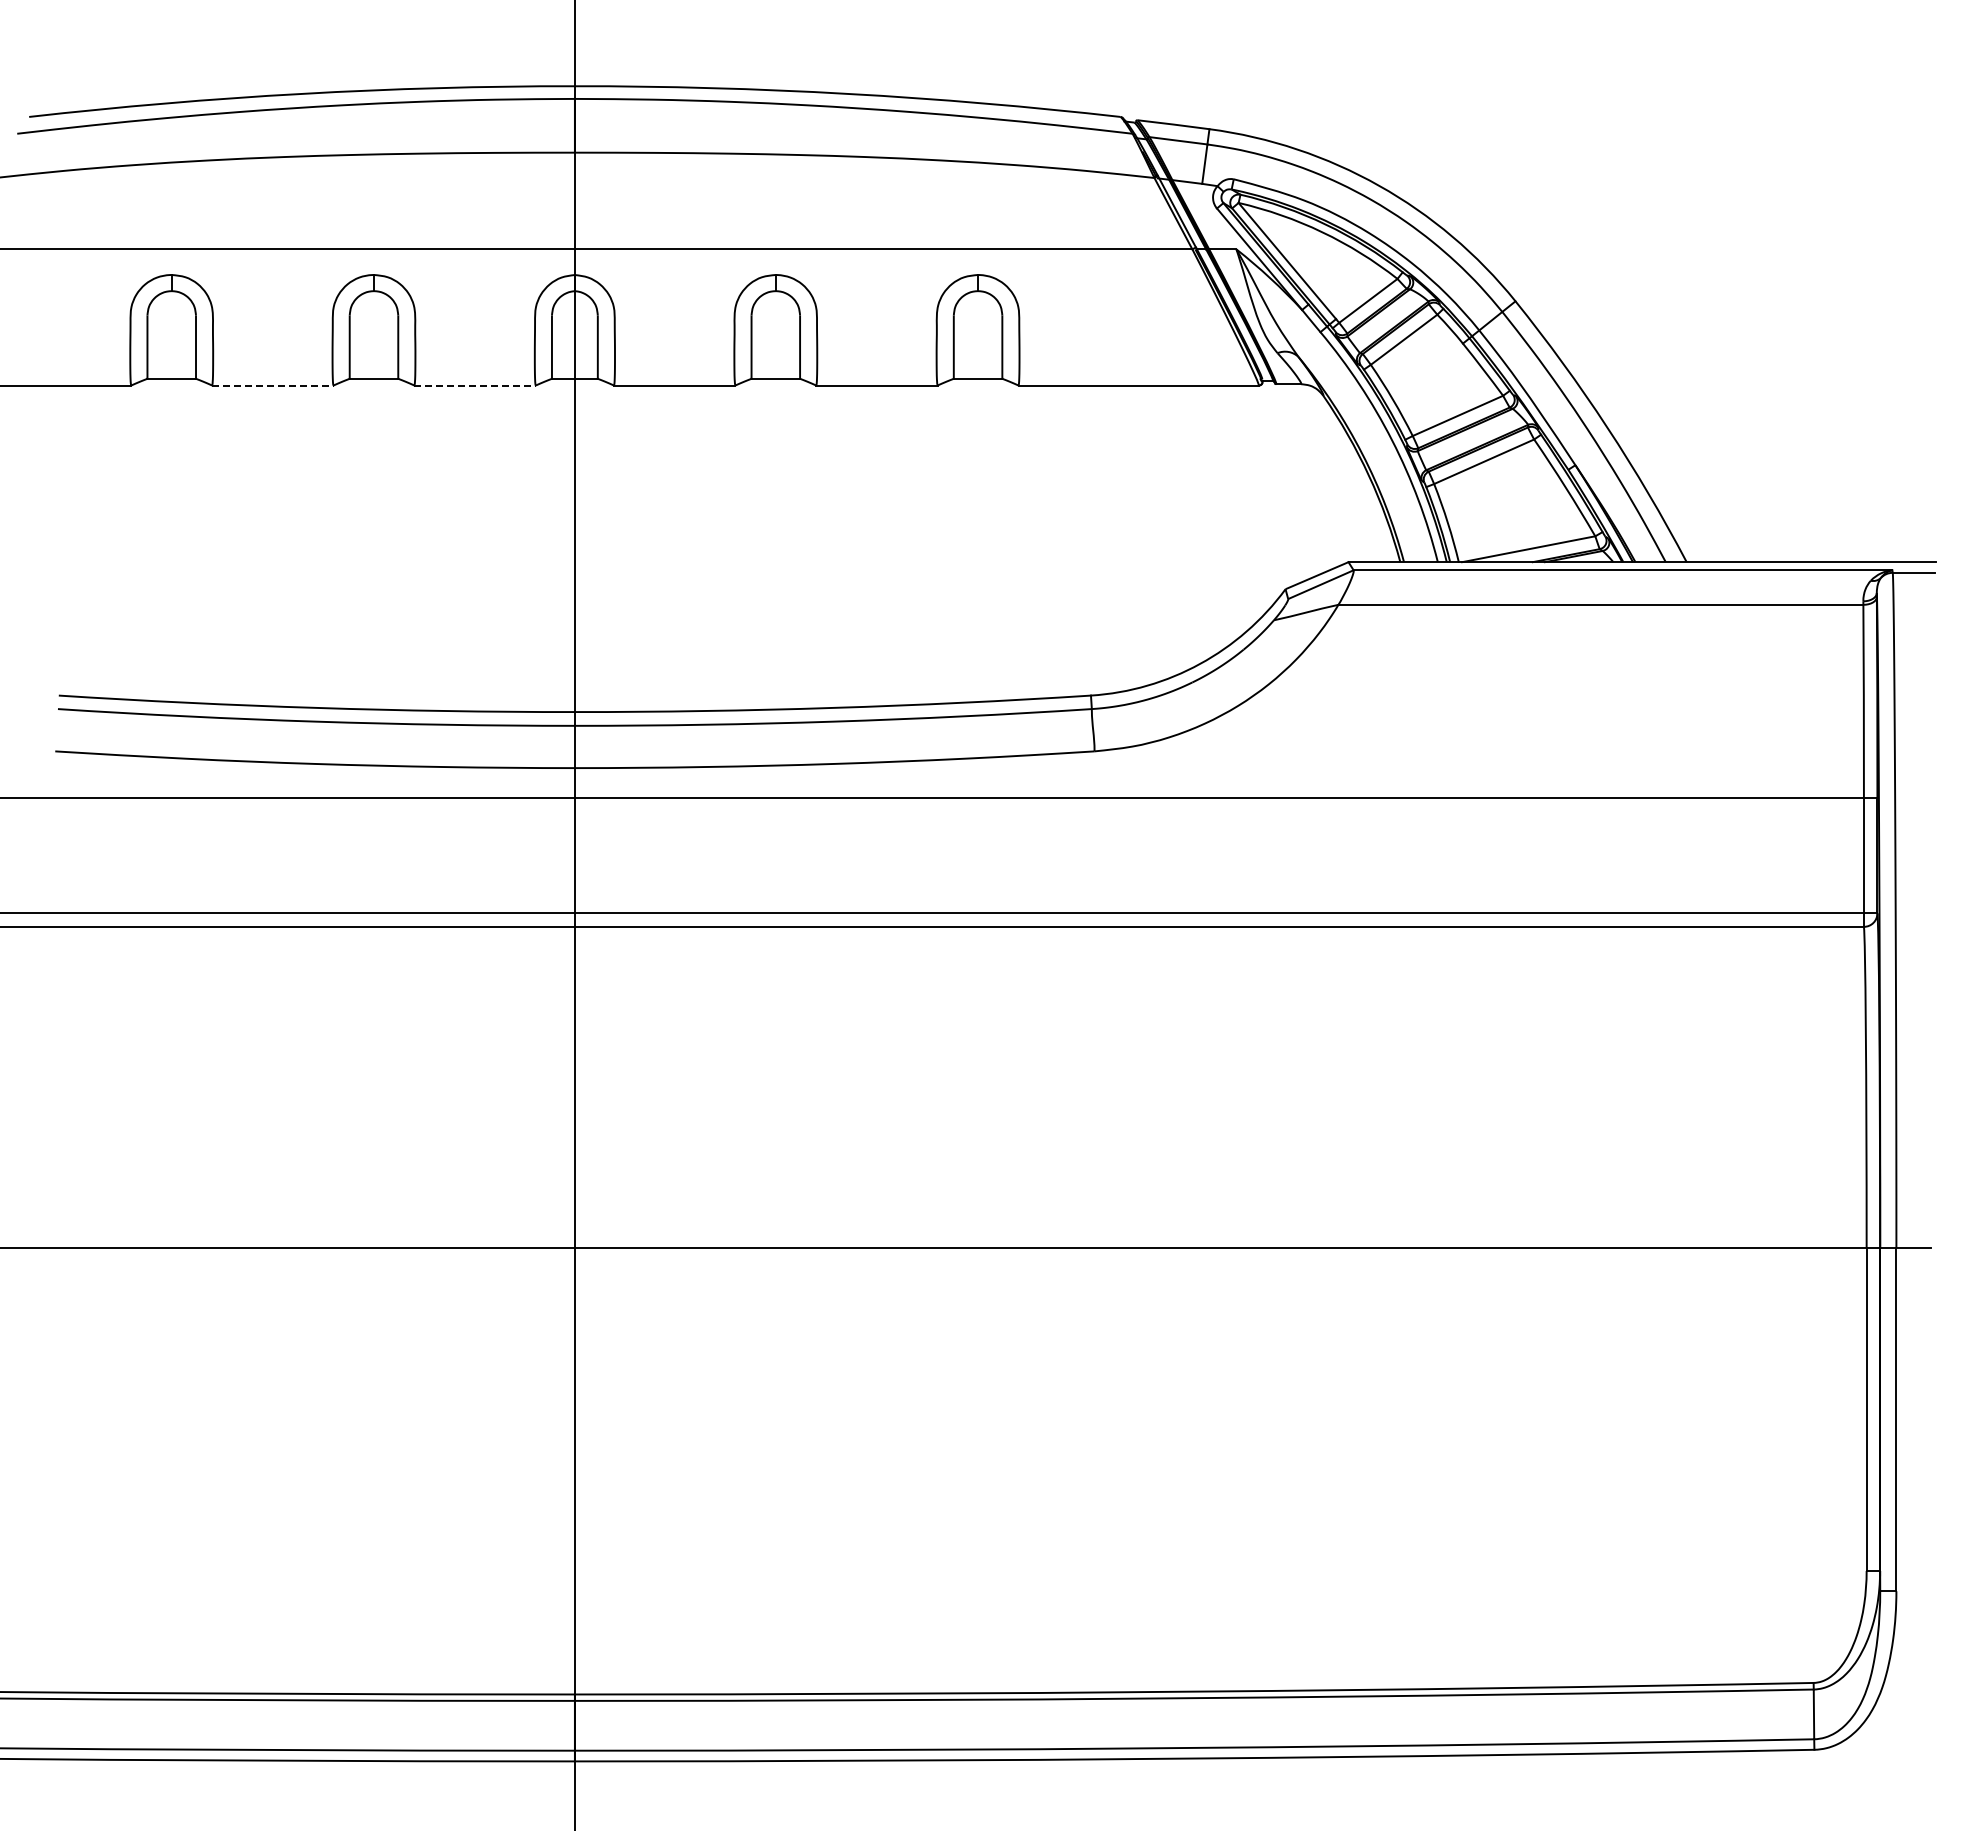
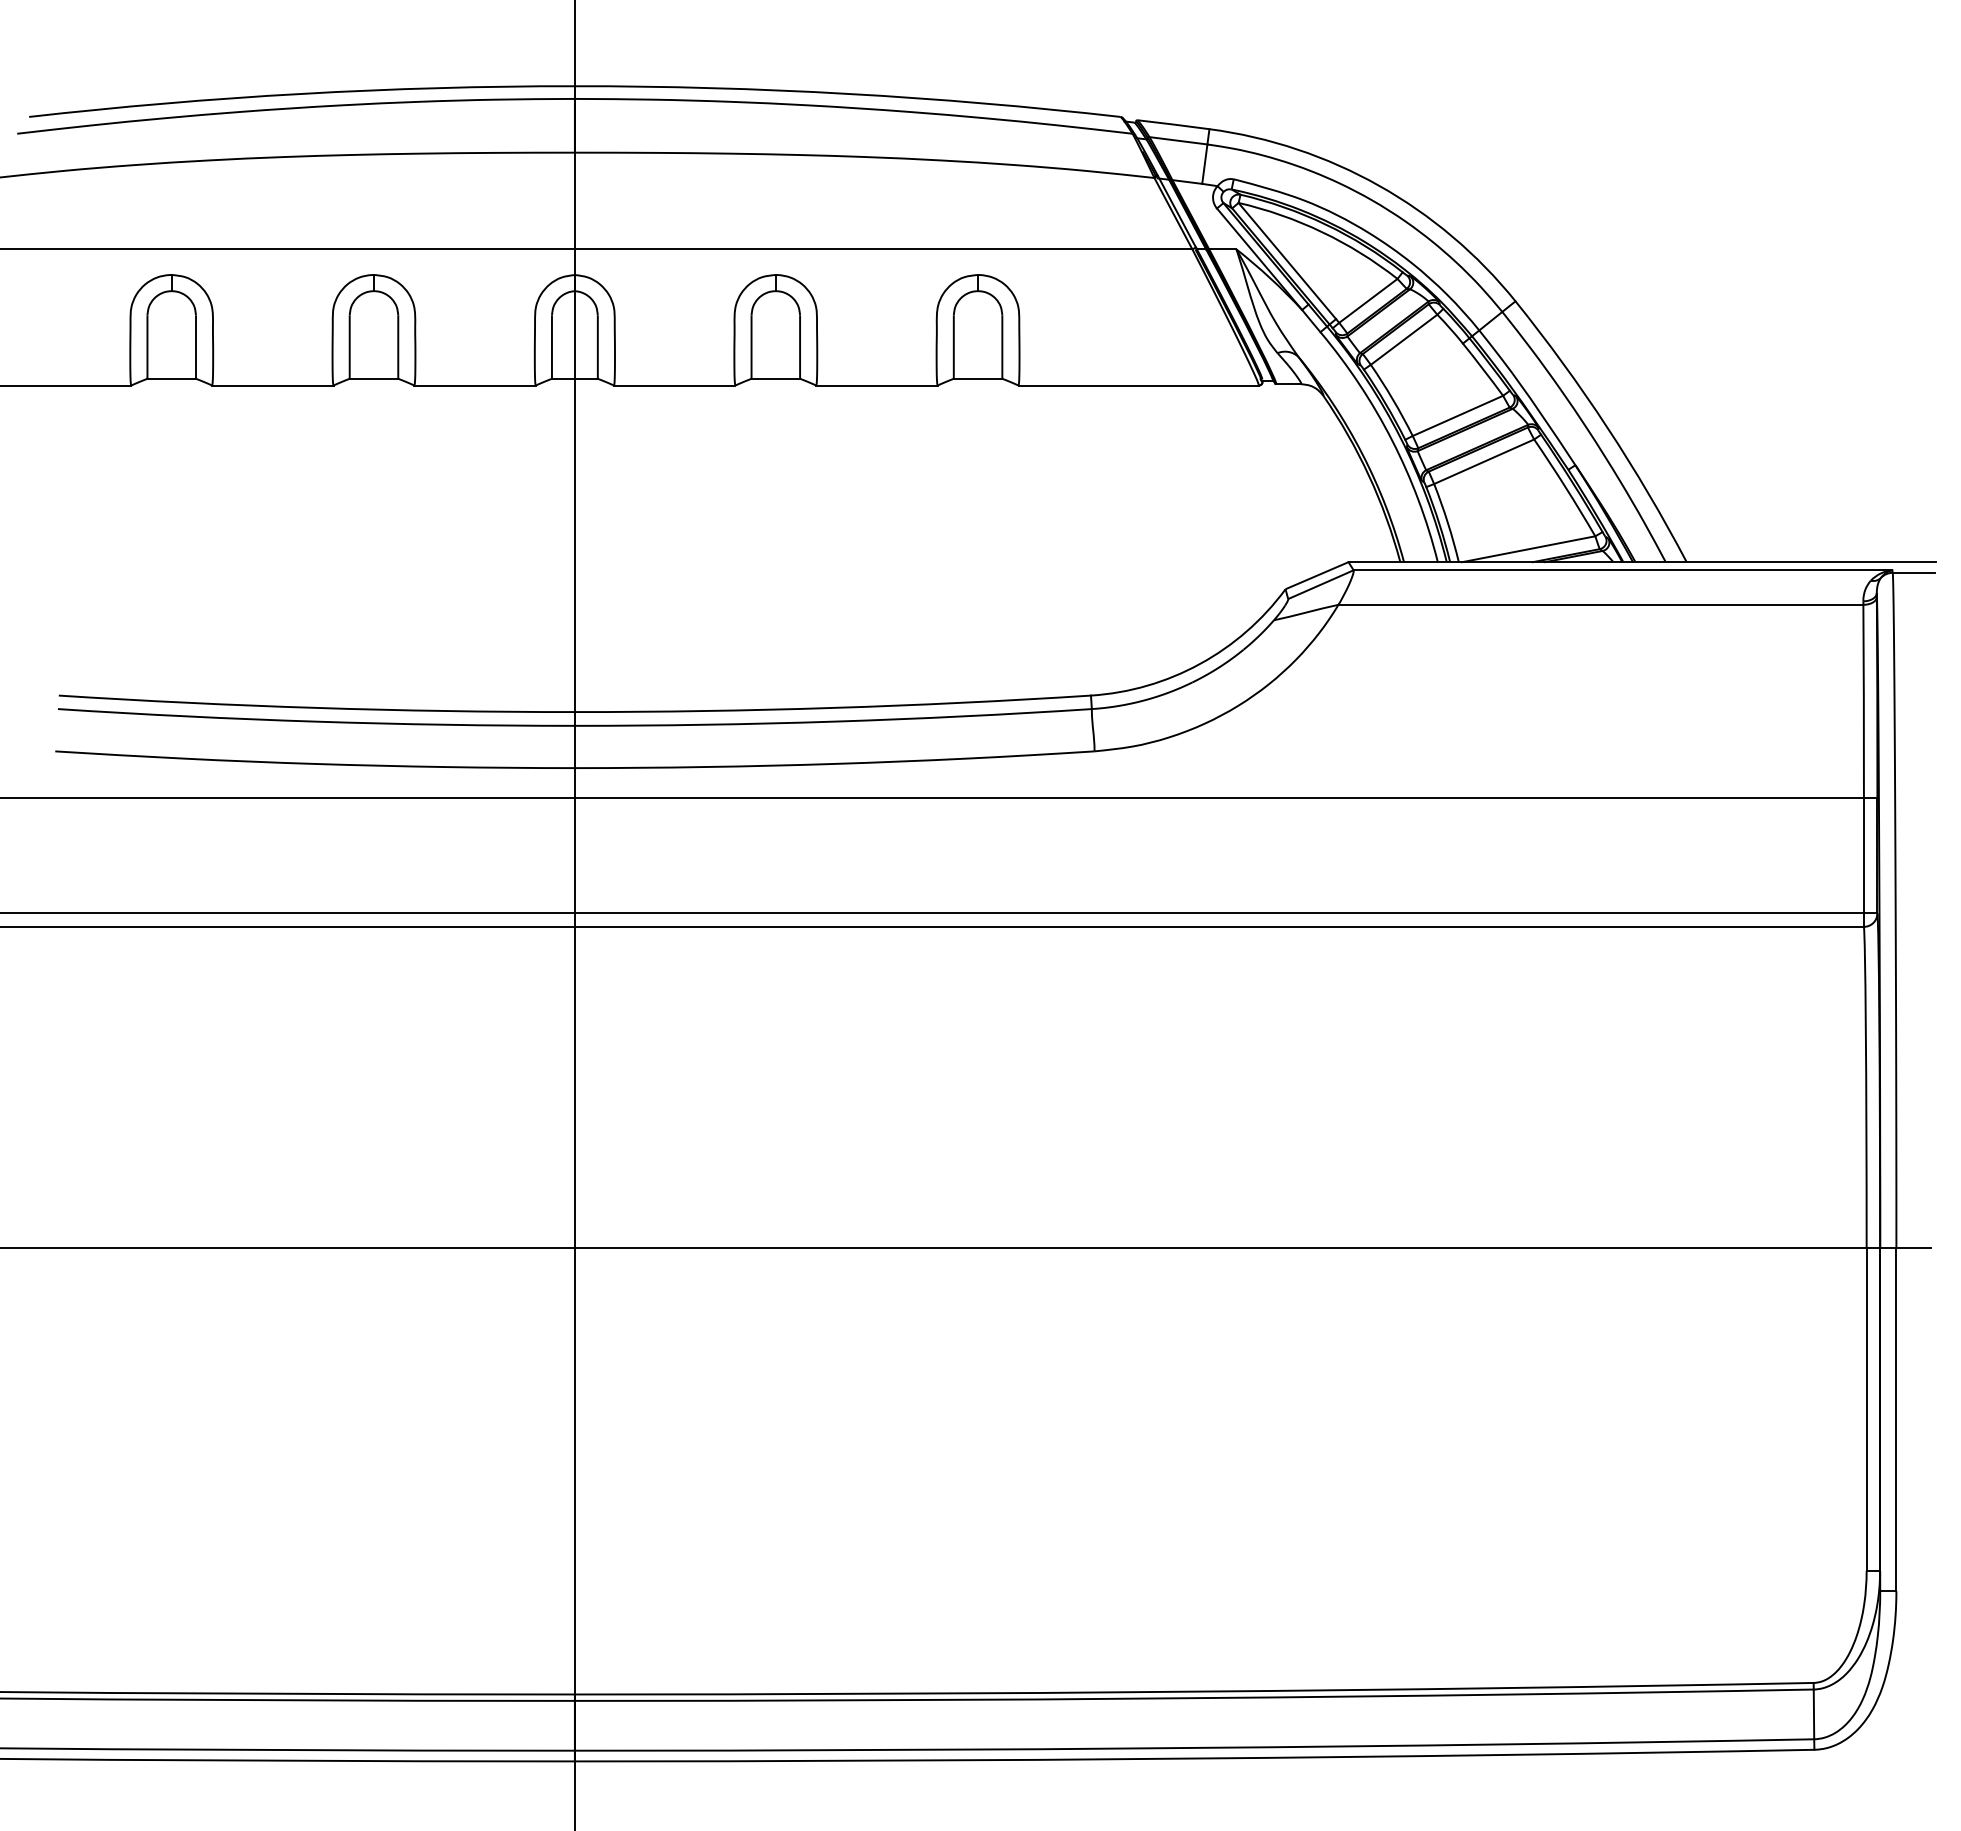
line: dashed -> solid (272, 385)
line: dashed -> solid (475, 385)
